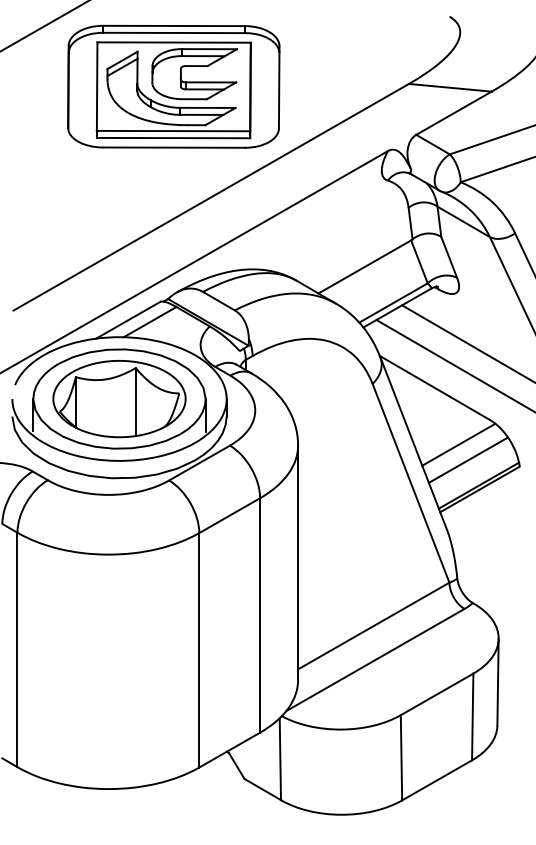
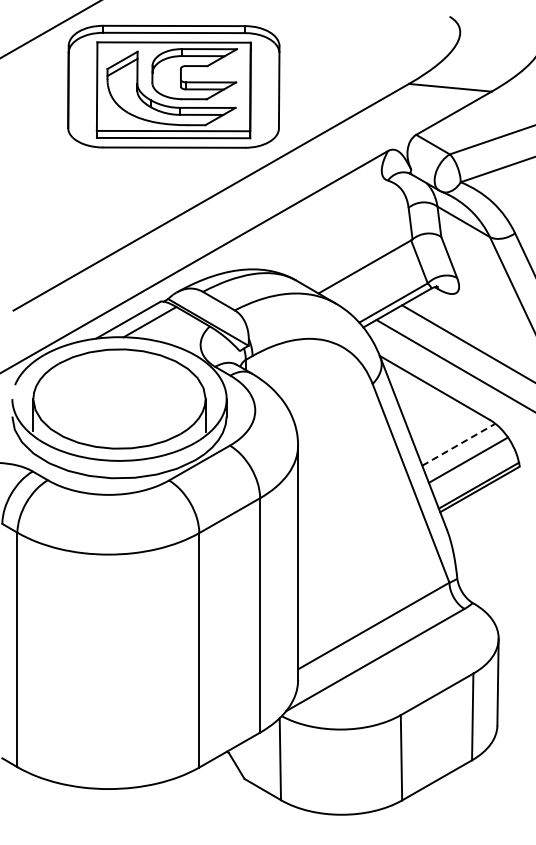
line position: (44, 26) -> (50, 29) (50, 29)
part: present -> none (119, 399)
line: solid -> dashed (459, 444)
